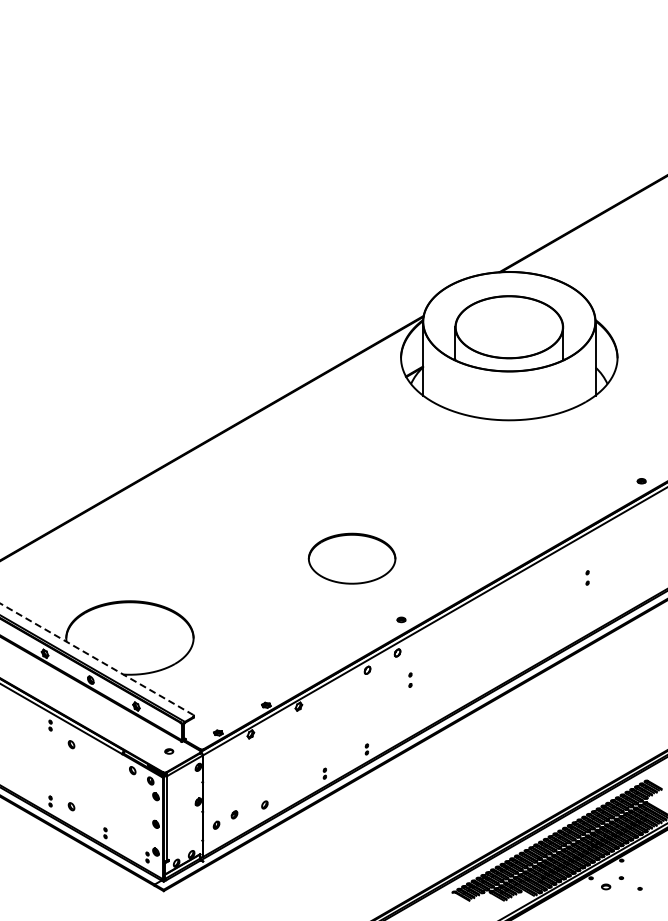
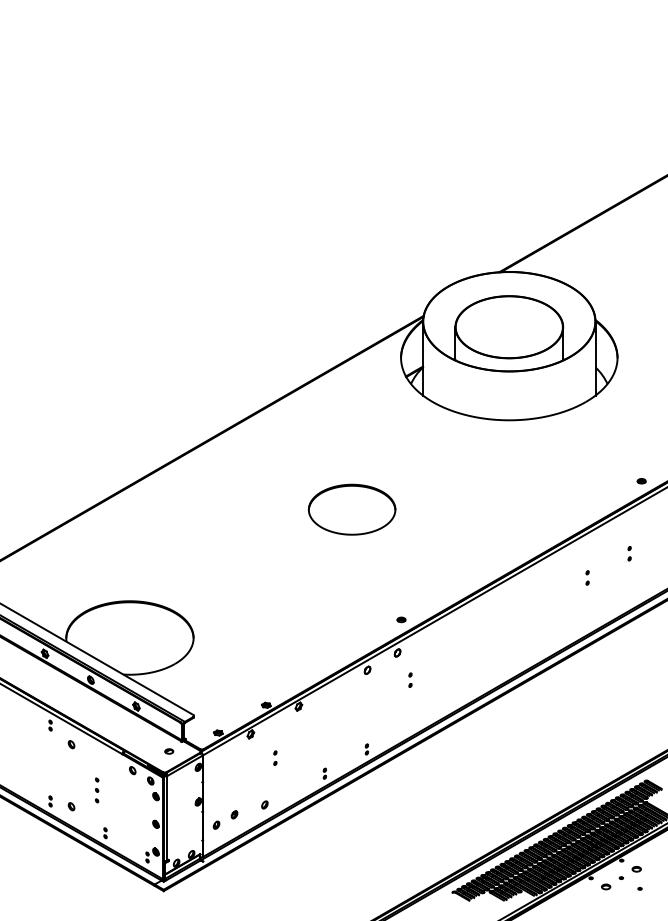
part: none -> present (629, 553)
part position: (351, 558) -> (351, 509) (351, 509)
line: dashed -> solid (97, 659)
part: none -> present (275, 757)
part: none -> present (97, 790)
part: none -> present (636, 869)
